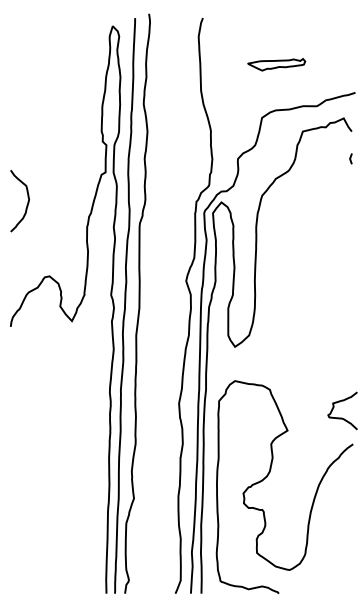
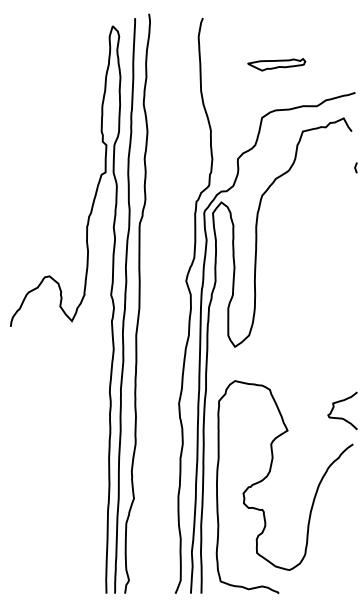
line position: (350, 158) -> (355, 167) (355, 167)
curve: present -> none (27, 201)
